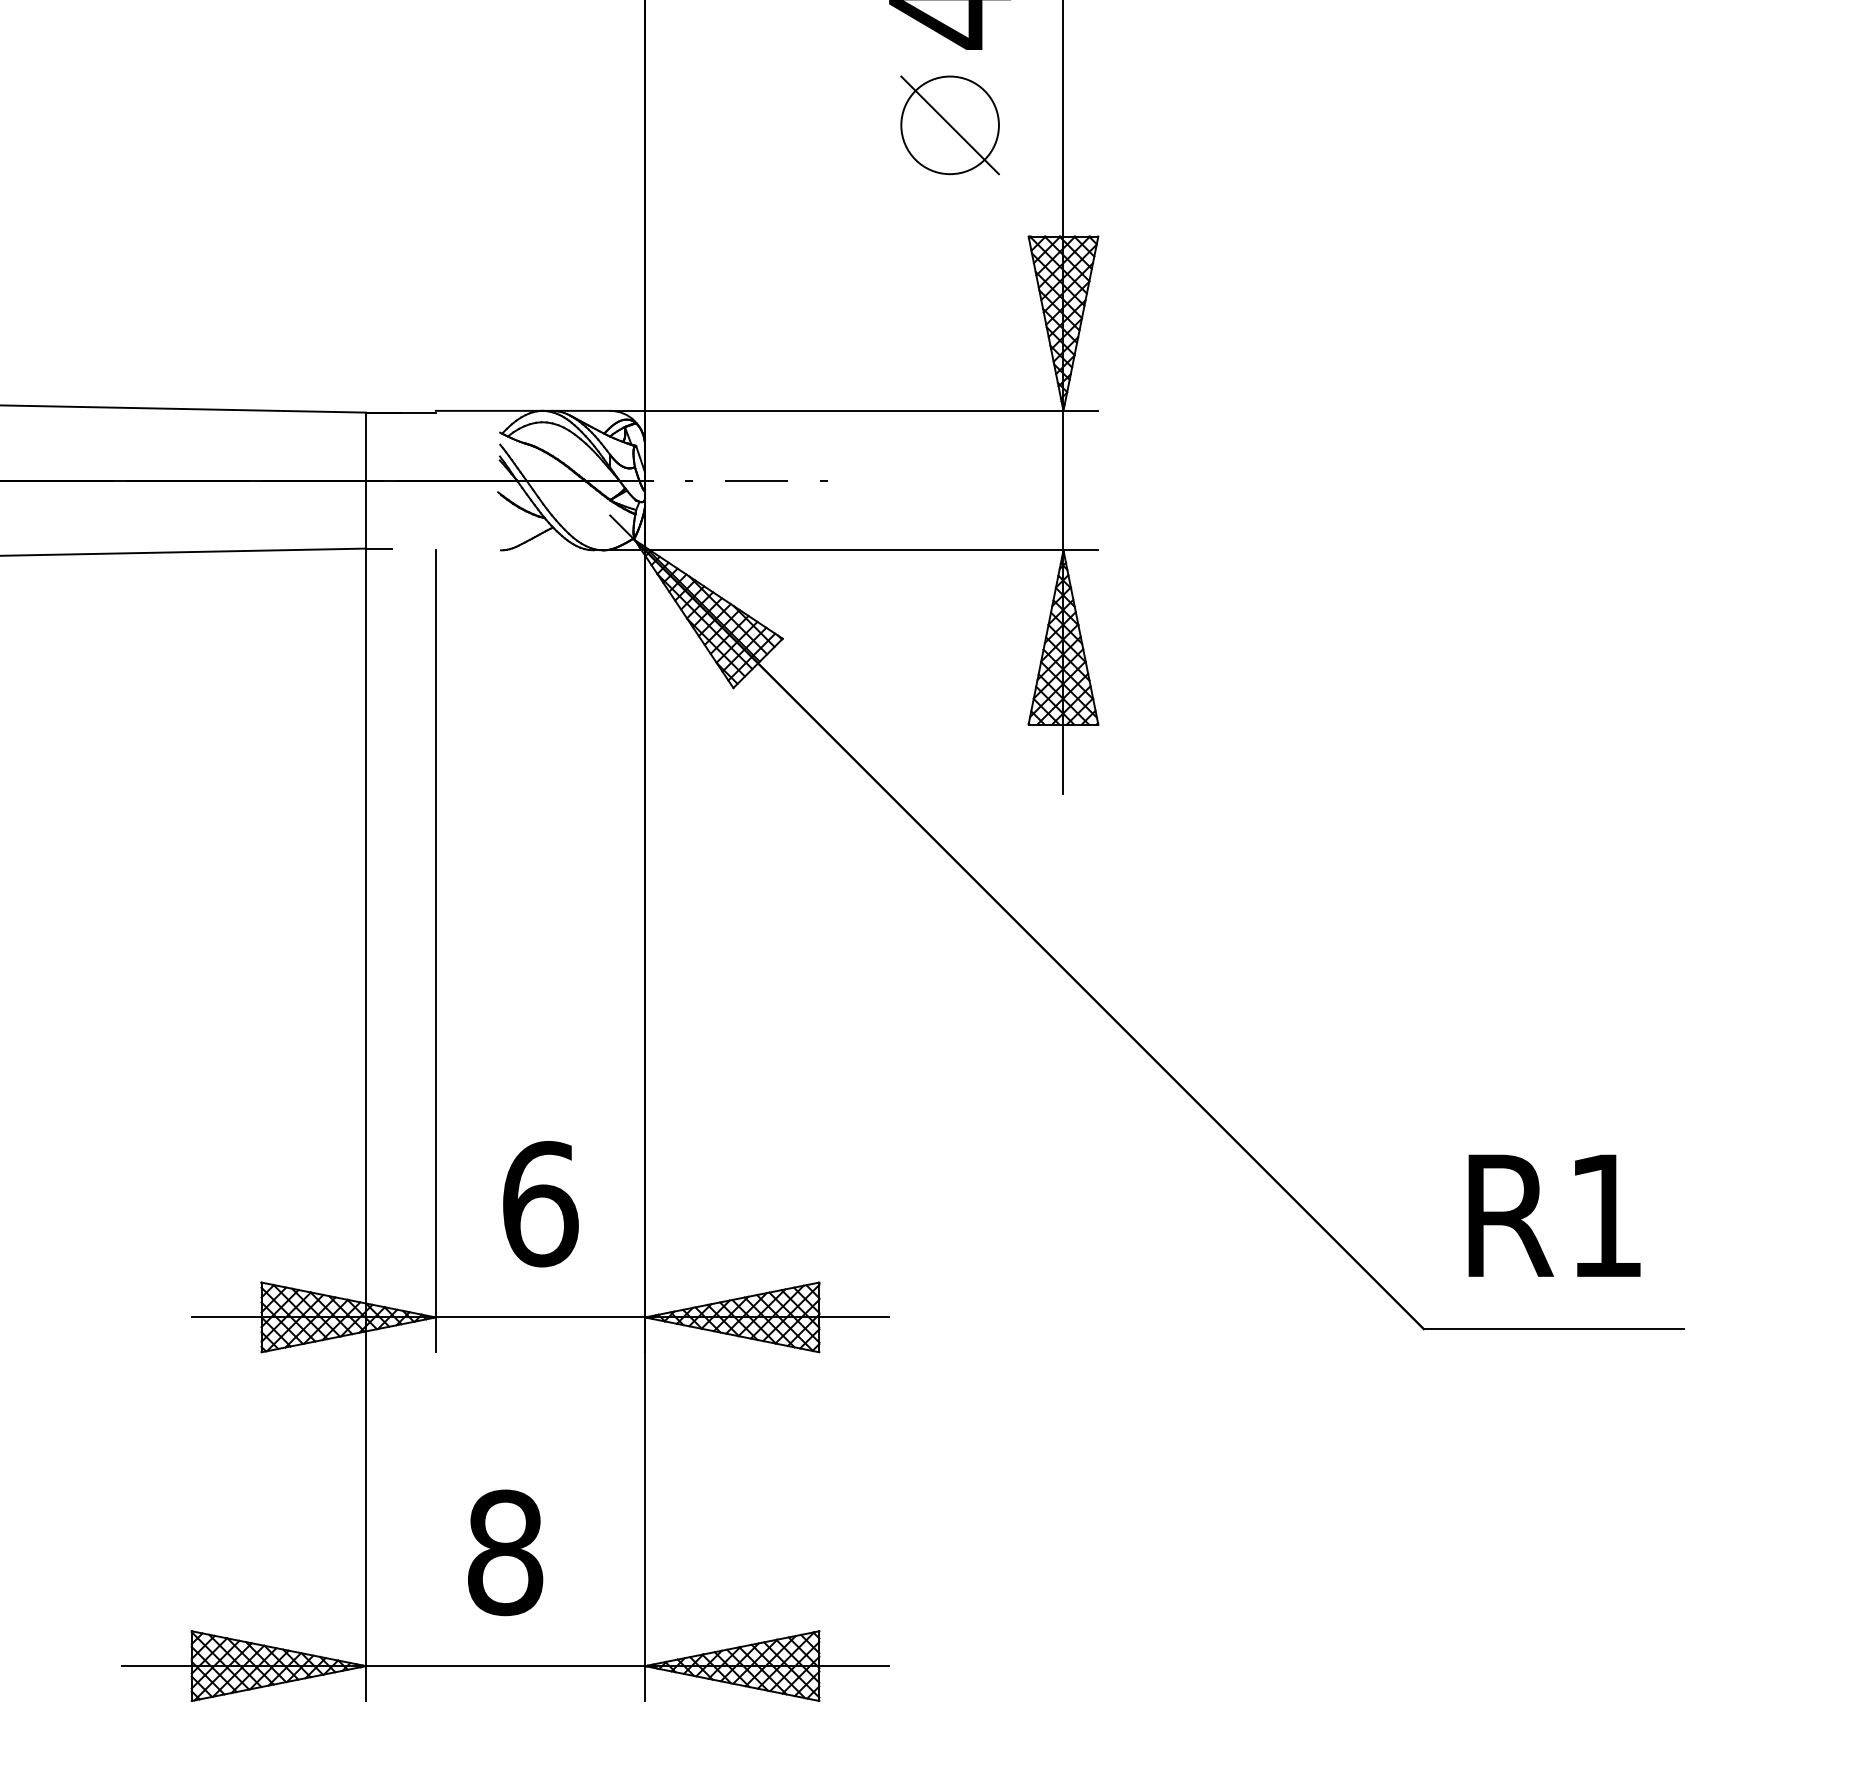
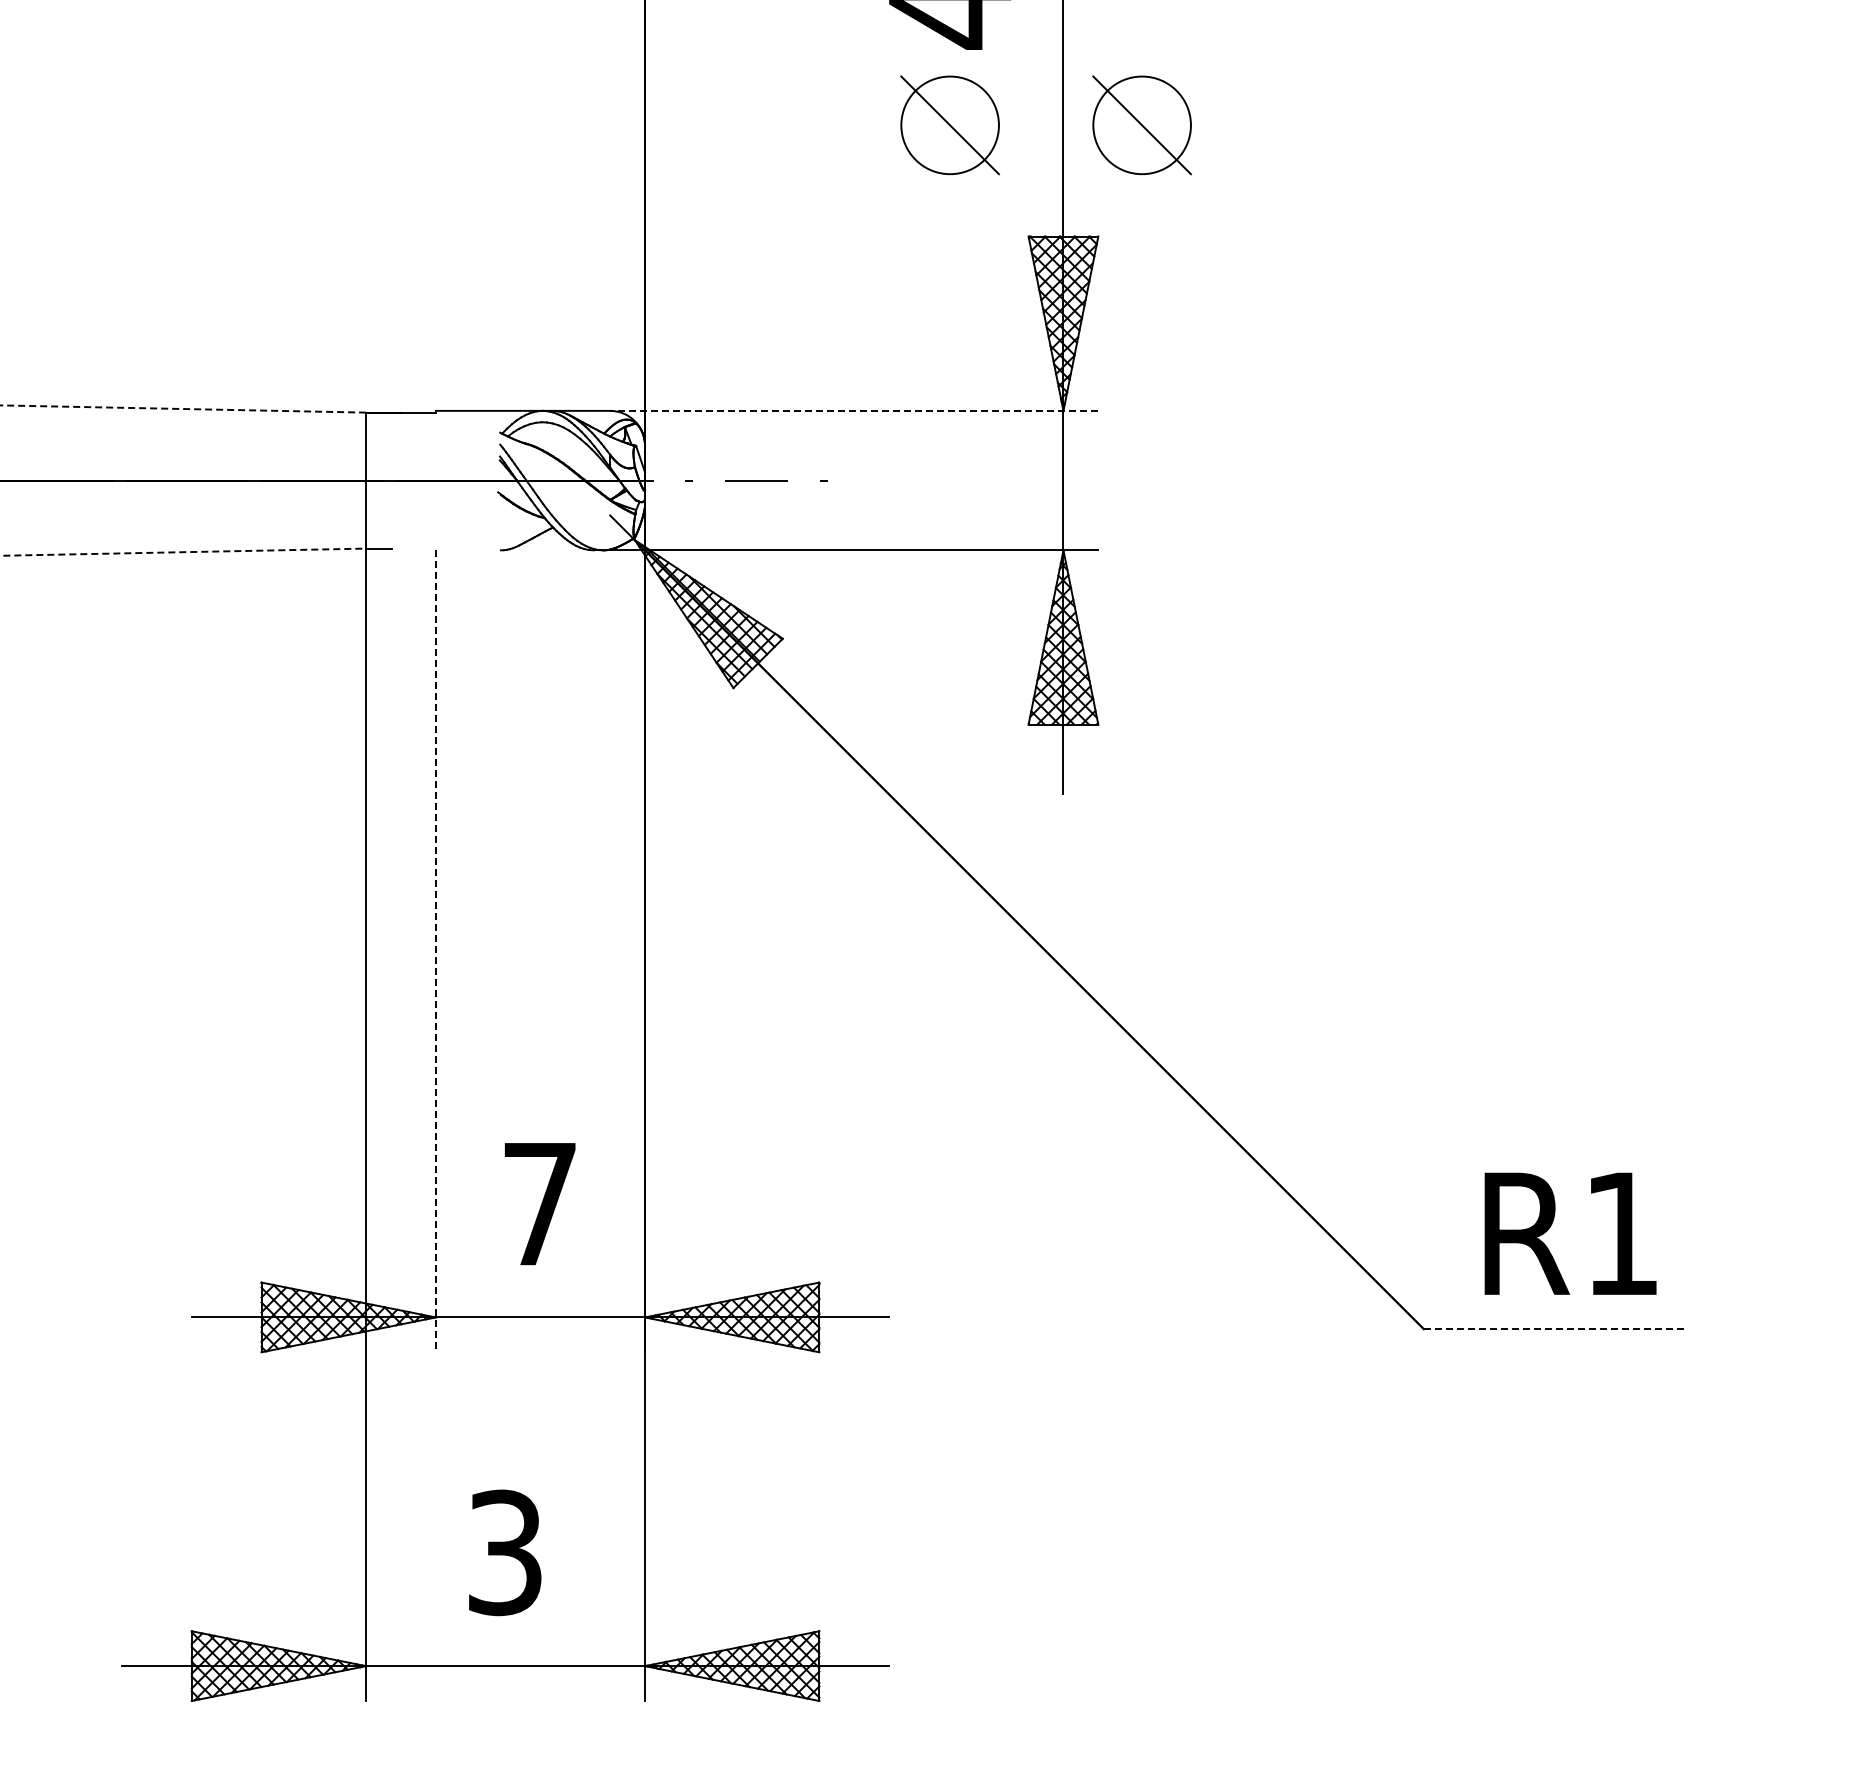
part: none -> present (1141, 125)
line: solid -> dashed (183, 409)
line: solid -> dashed (853, 410)
line: solid -> dashed (183, 552)
line: solid -> dashed (435, 951)
text: 6 -> 7 (540, 1204)
text position: (1554, 1215) -> (1570, 1233) (1570, 1233)
line: solid -> dashed (1554, 1329)
text: 8 -> 3 (505, 1552)
